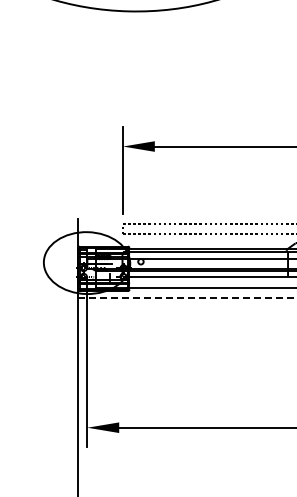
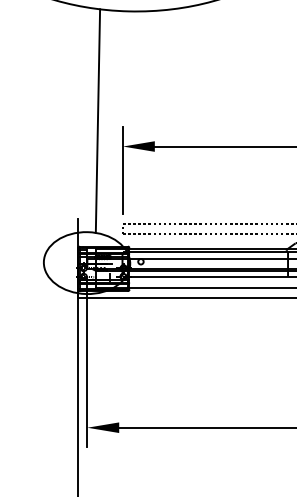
line: none -> present (97, 120)
line: dashed -> solid (187, 297)
